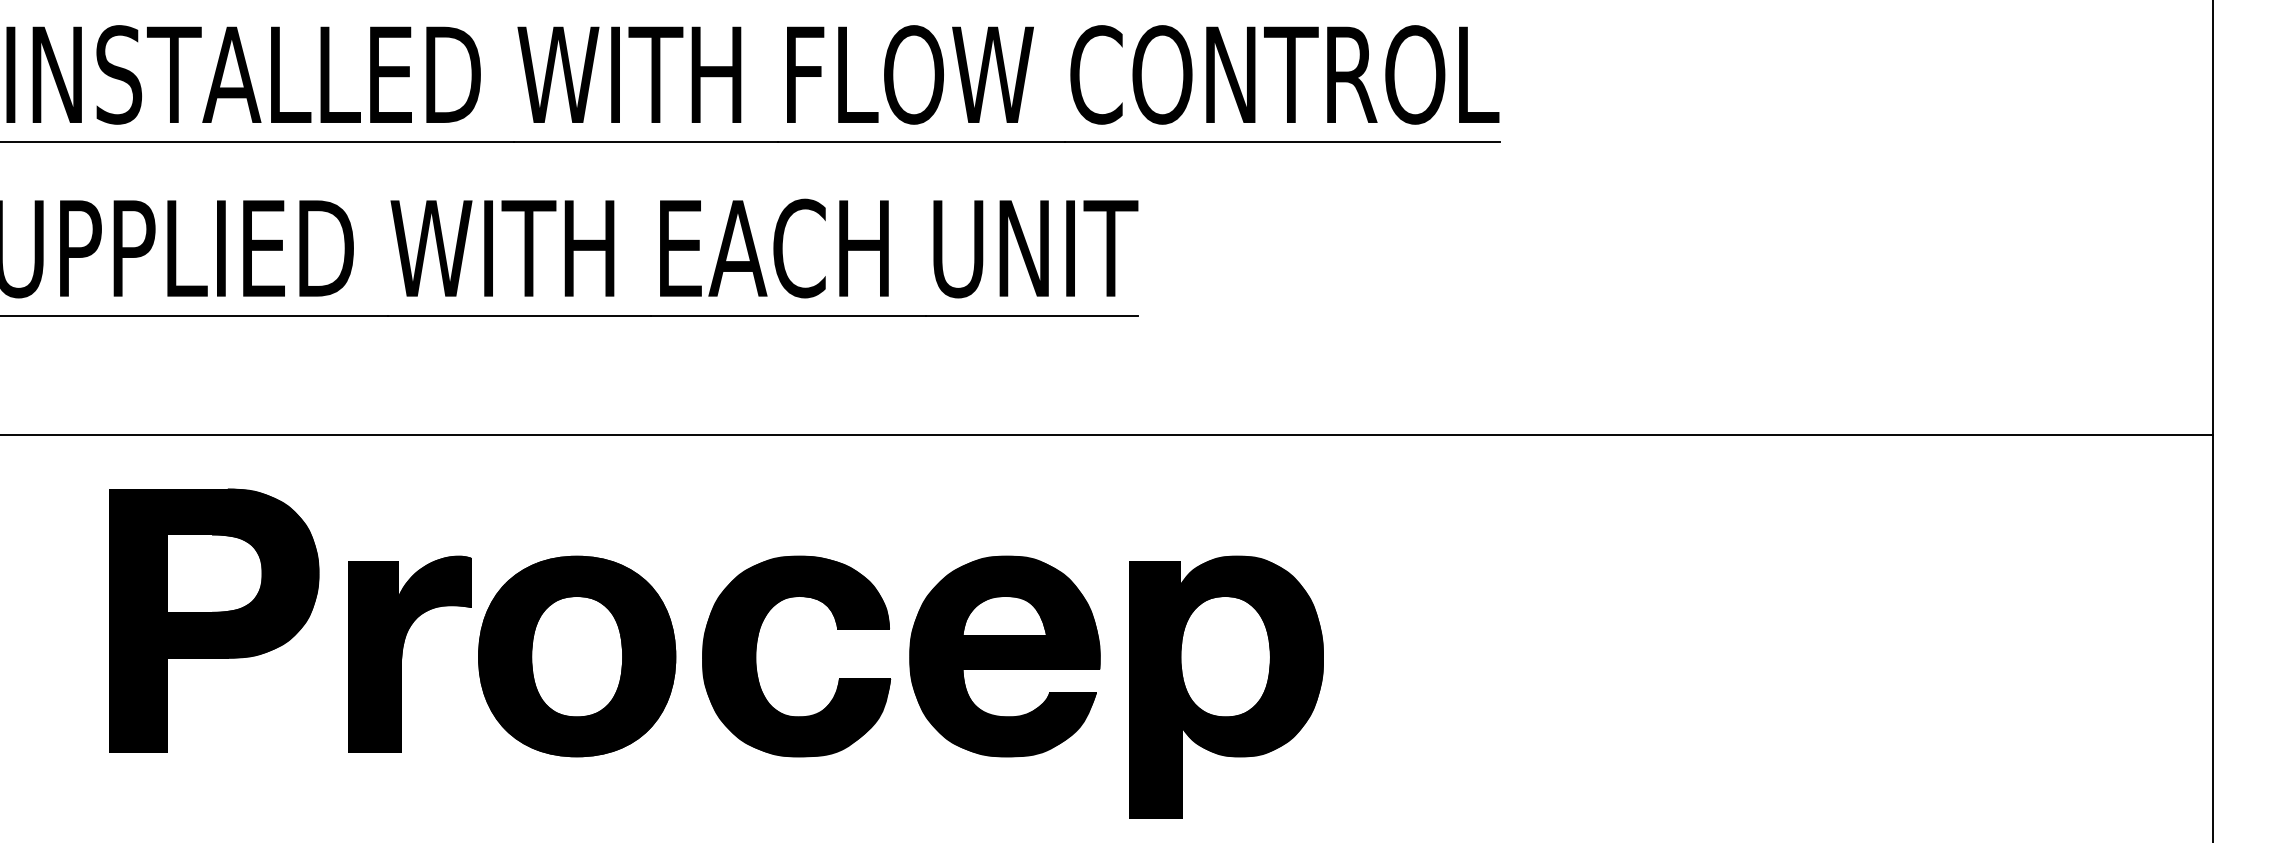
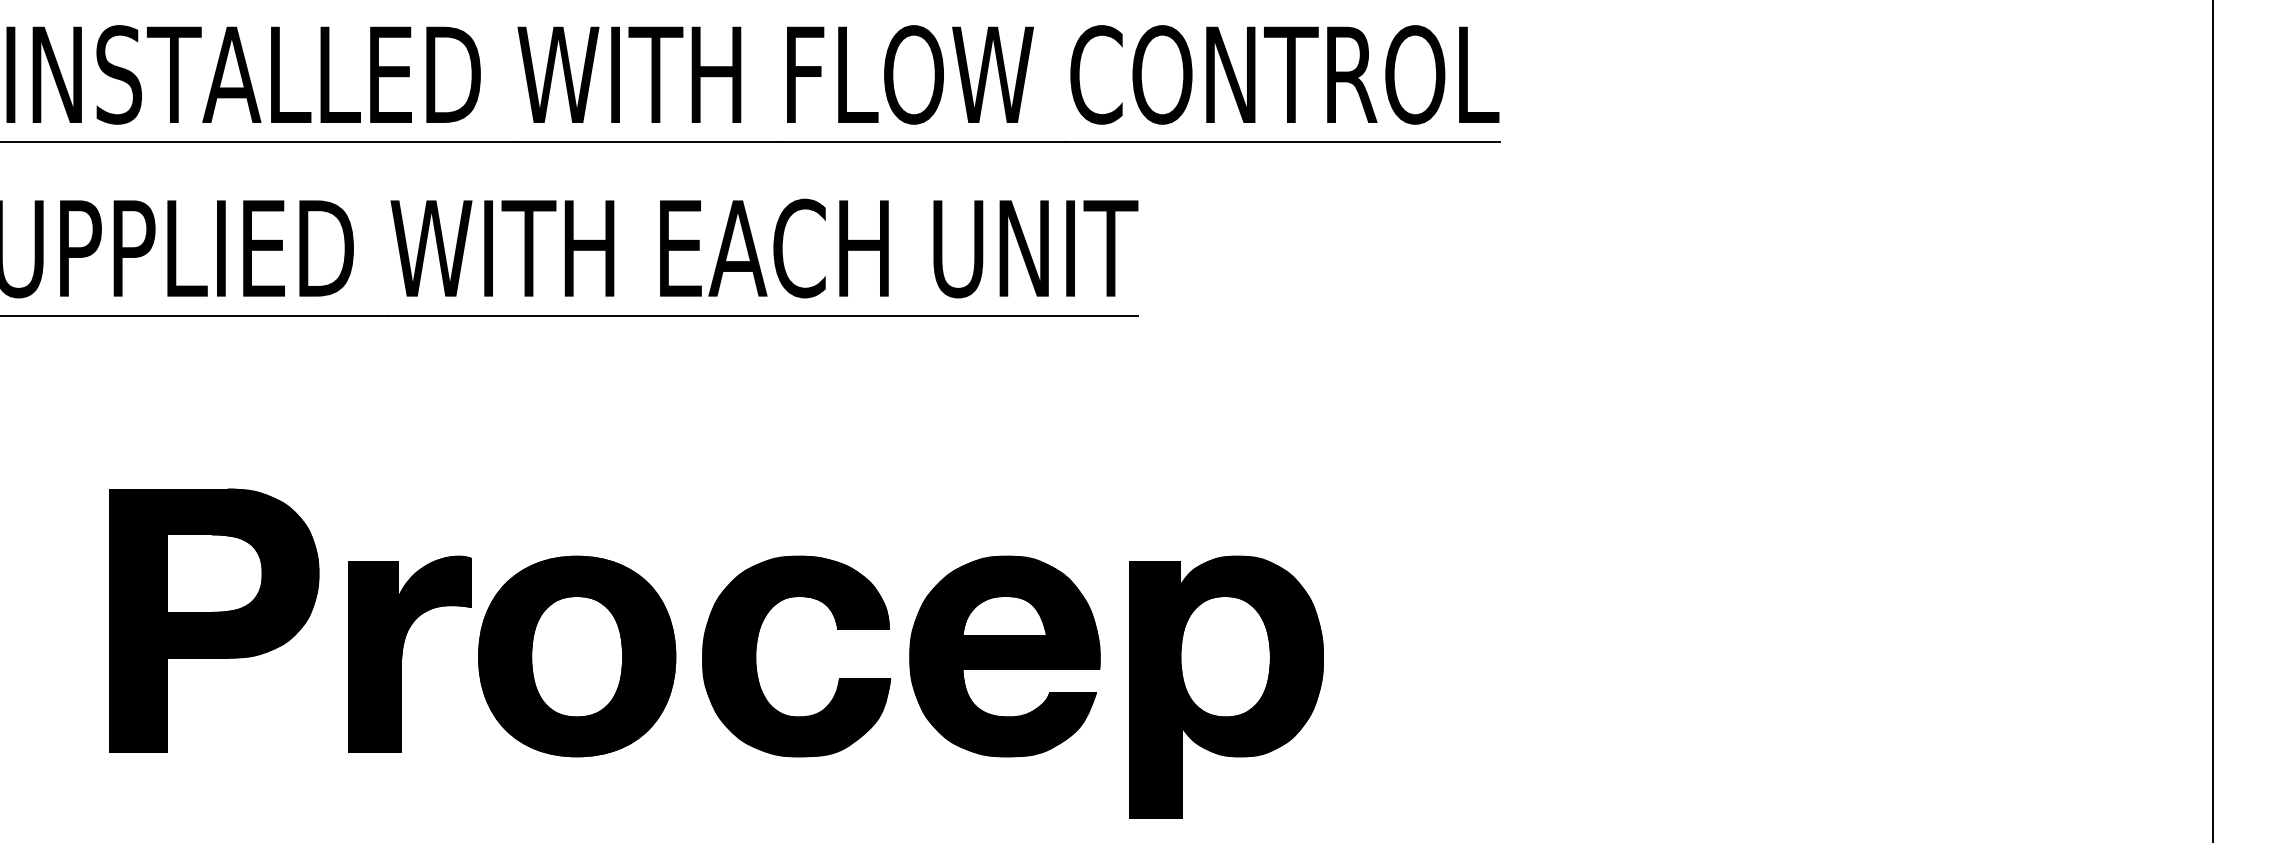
line: present -> none (1107, 435)
